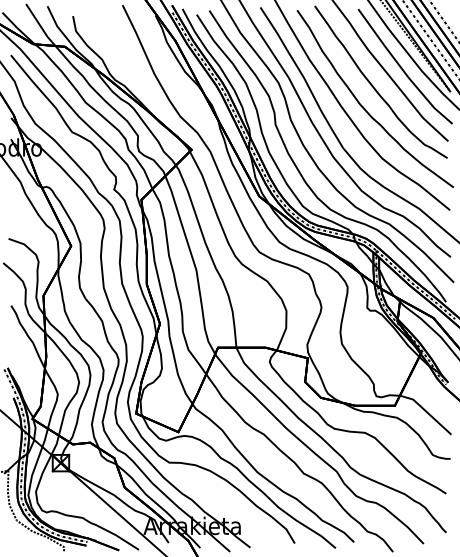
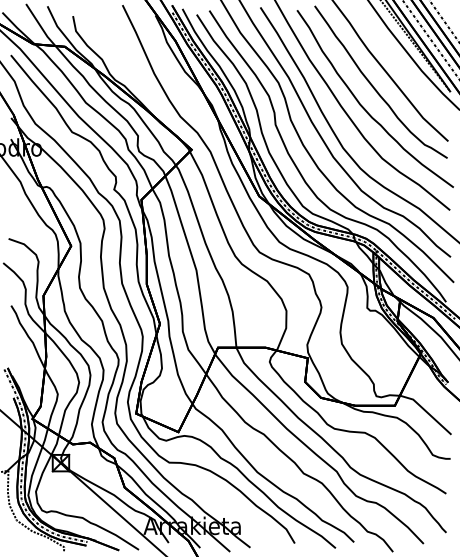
line: present -> none (402, 67)
